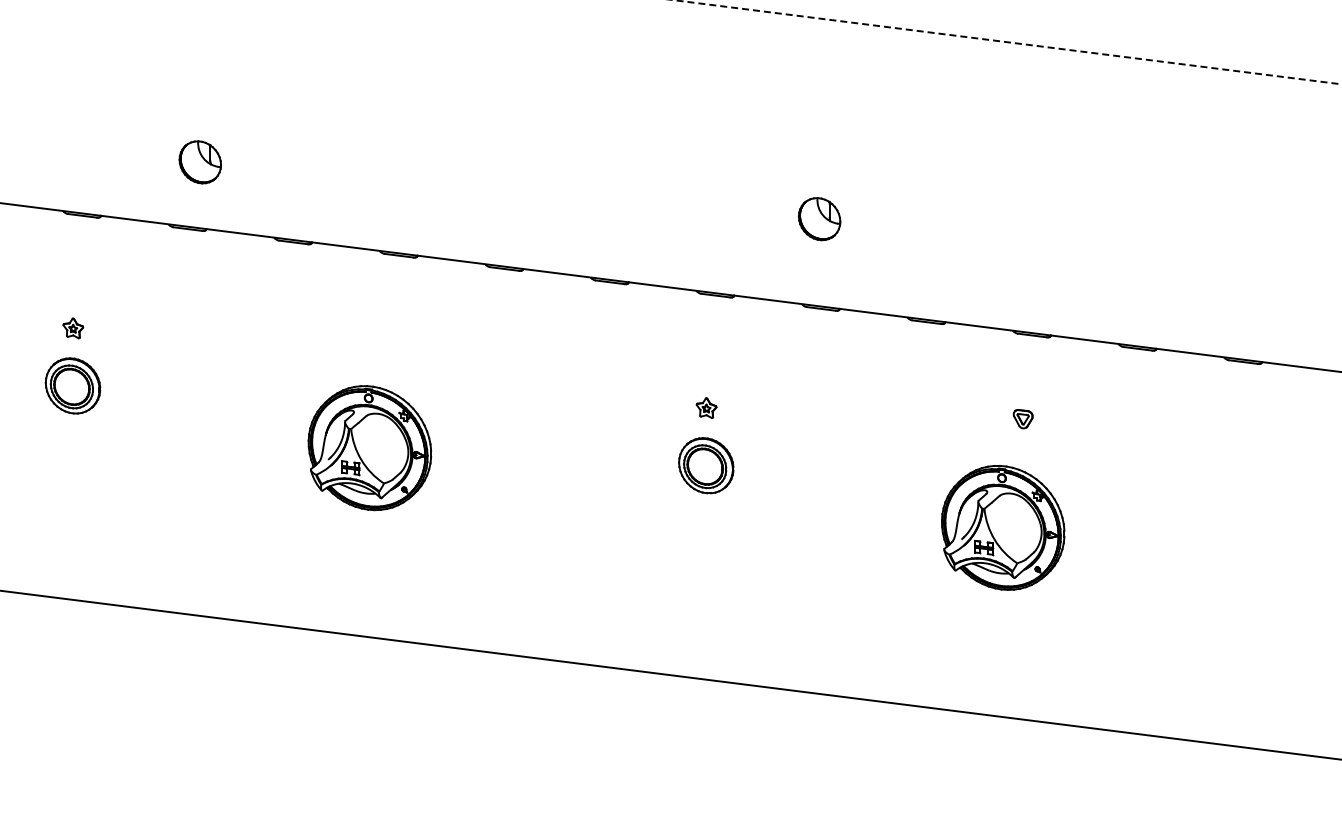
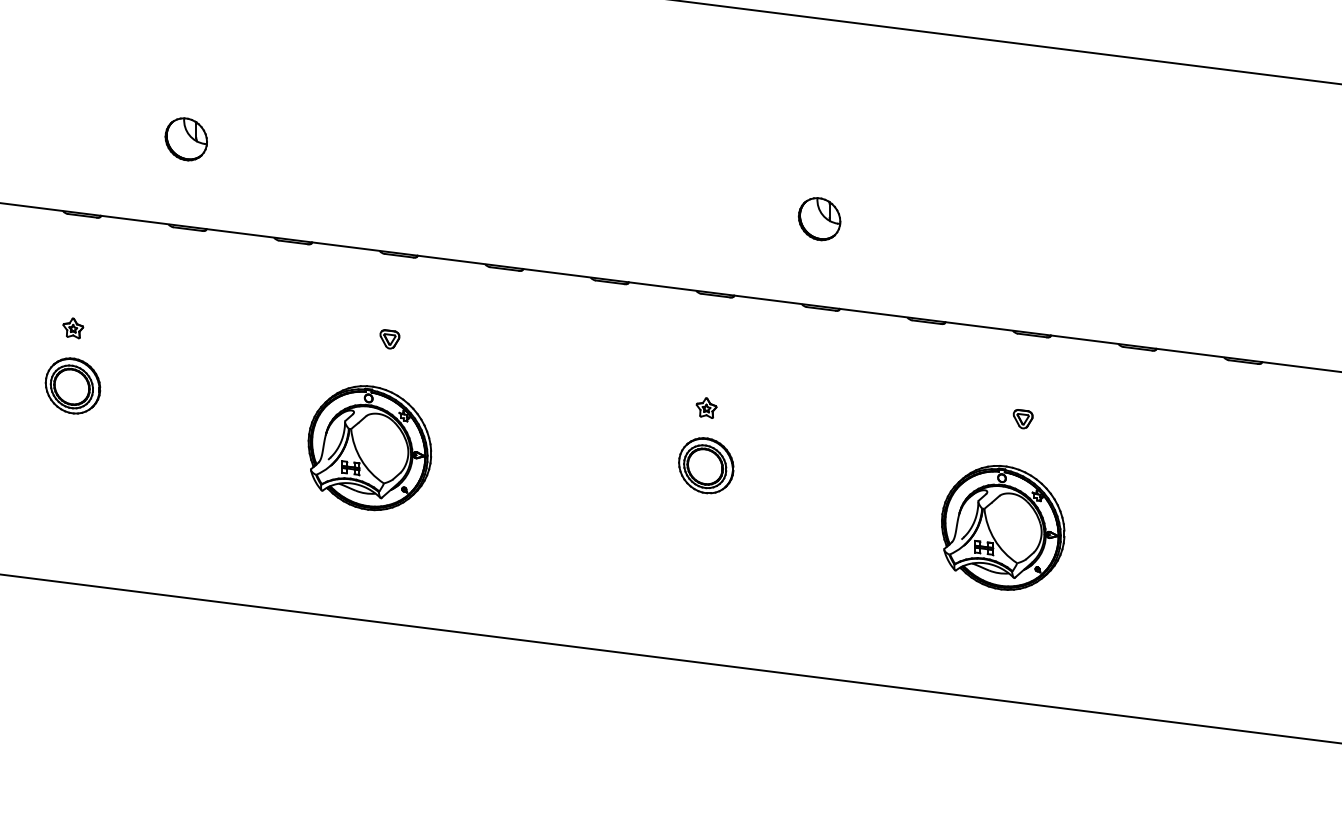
line: dashed -> solid (1007, 42)
part position: (199, 162) -> (185, 139) (185, 139)
part: none -> present (389, 339)
line position: (670, 675) -> (670, 658) (670, 658)
